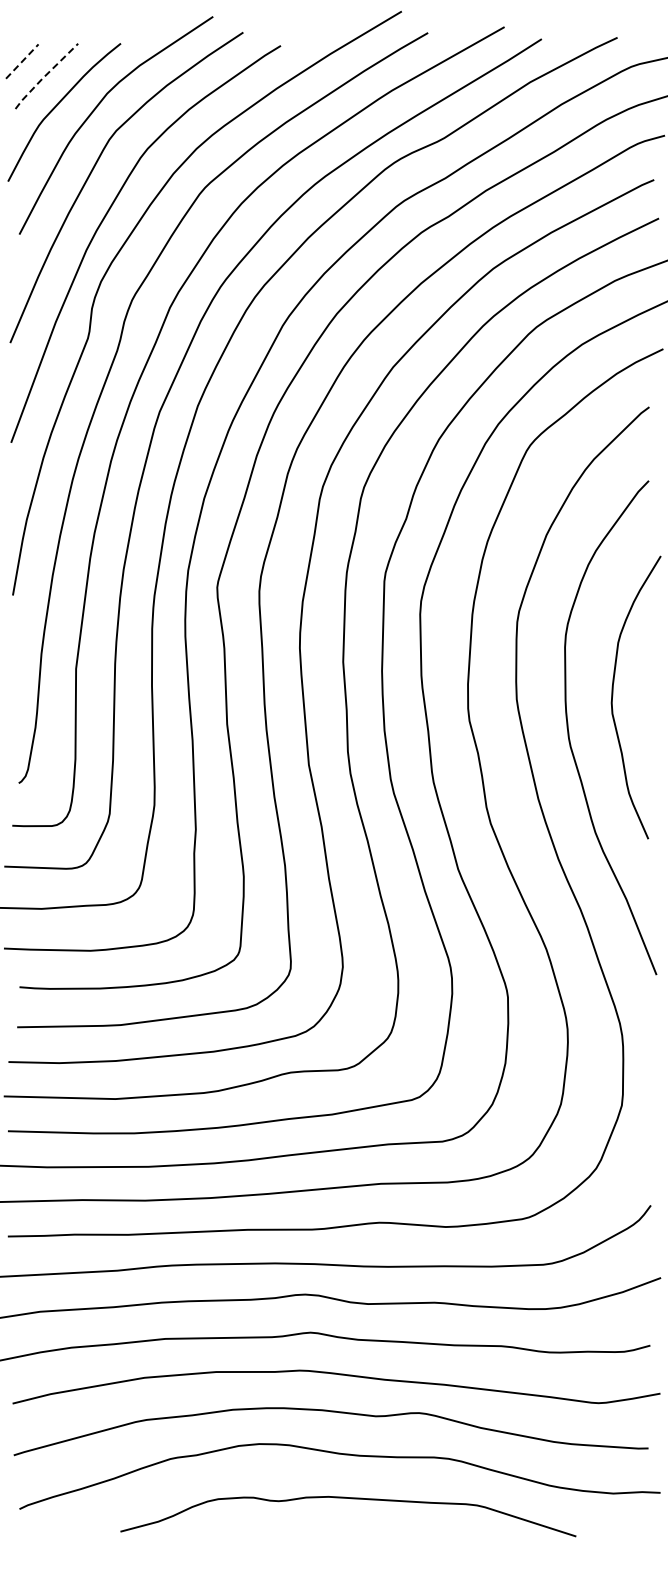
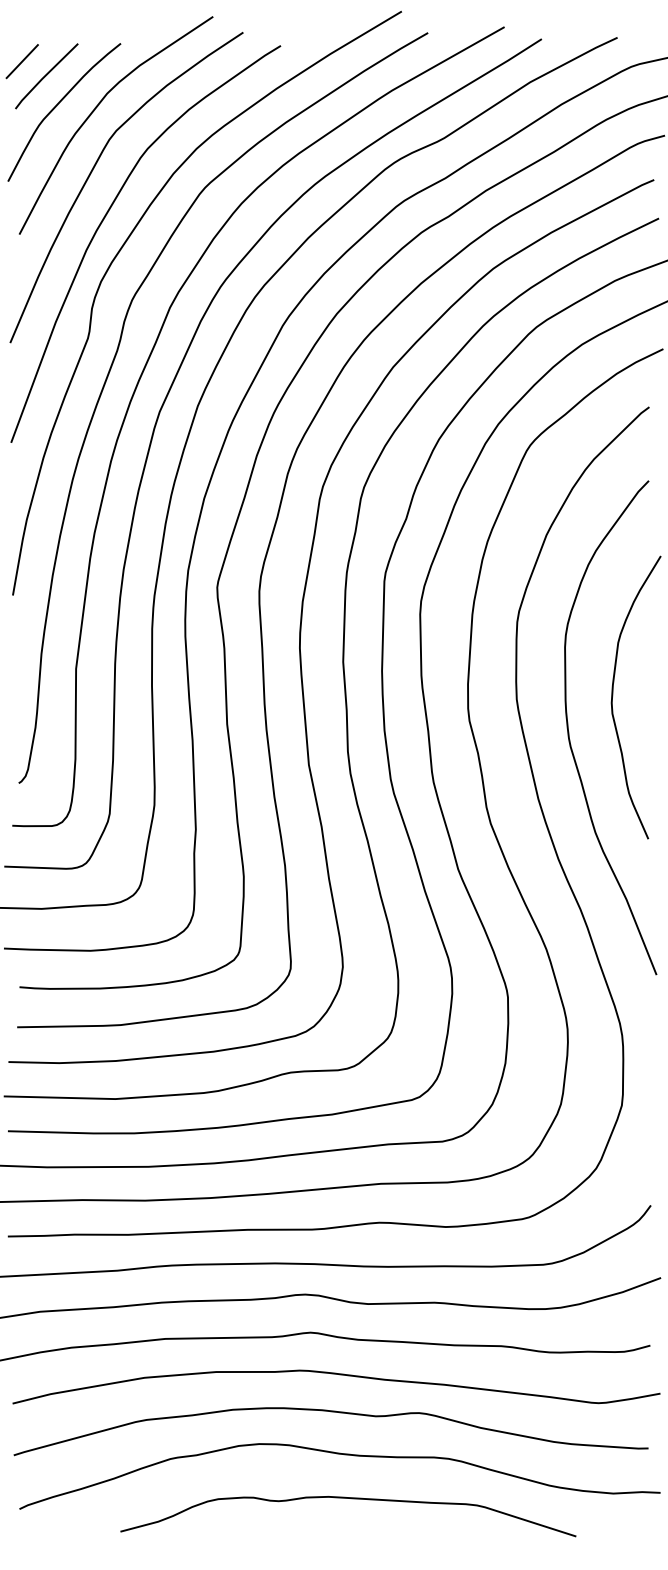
line: dashed -> solid (22, 61)
line: dashed -> solid (44, 76)
